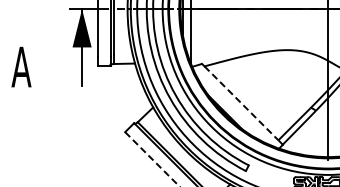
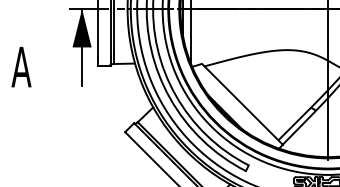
line: dashed -> solid (241, 103)
line: dashed -> solid (152, 159)
